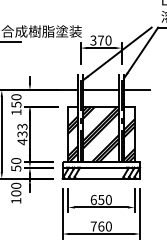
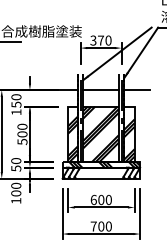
text: 433 -> 500 (22, 134)
hatch: none -> present (104, 164)
text: 650 -> 600 (101, 199)
text: 760 -> 700 (101, 226)
